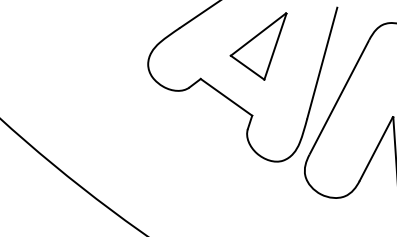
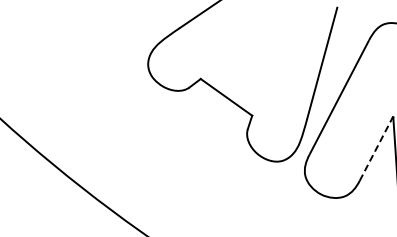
part: present -> none (258, 46)
line: solid -> dashed (376, 149)
